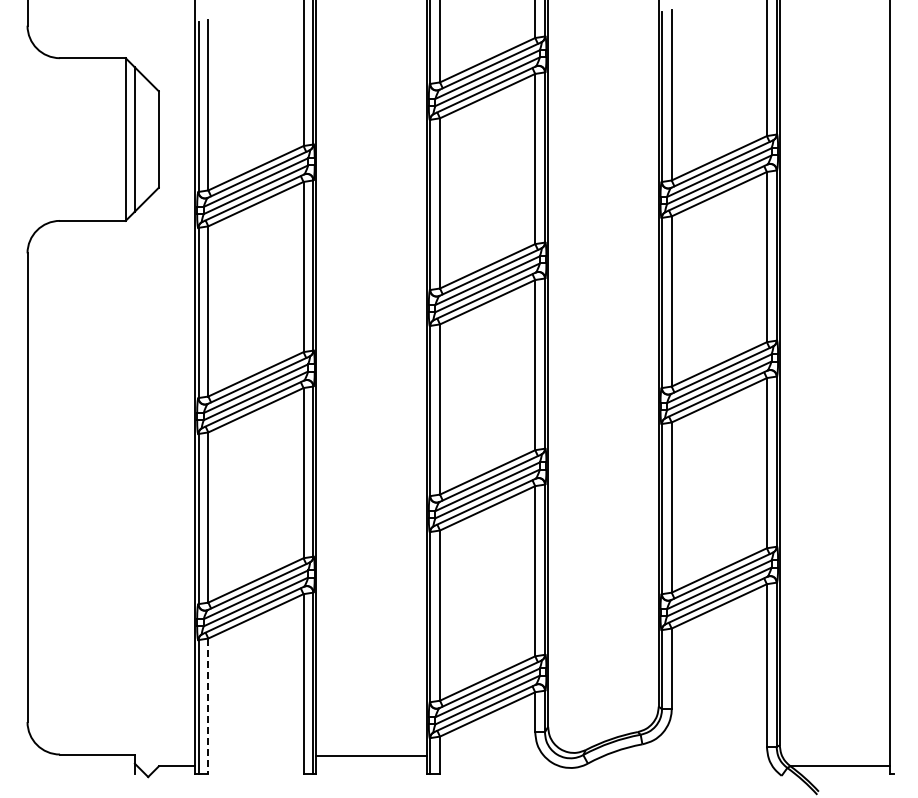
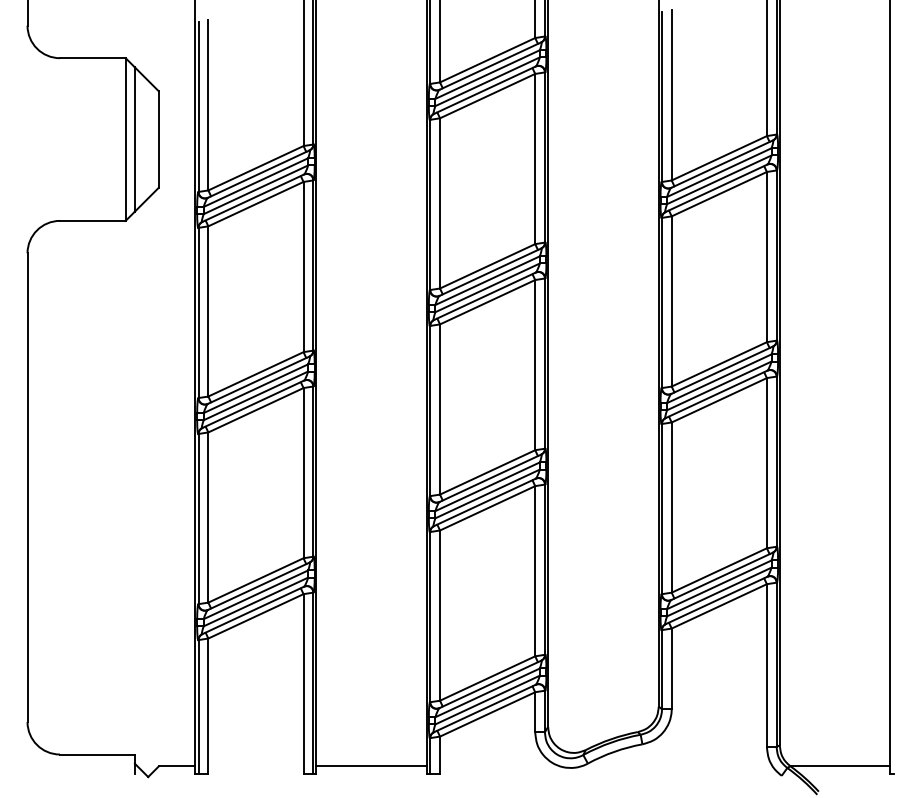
line: dashed -> solid (208, 706)
line position: (371, 756) -> (371, 766) (371, 766)
